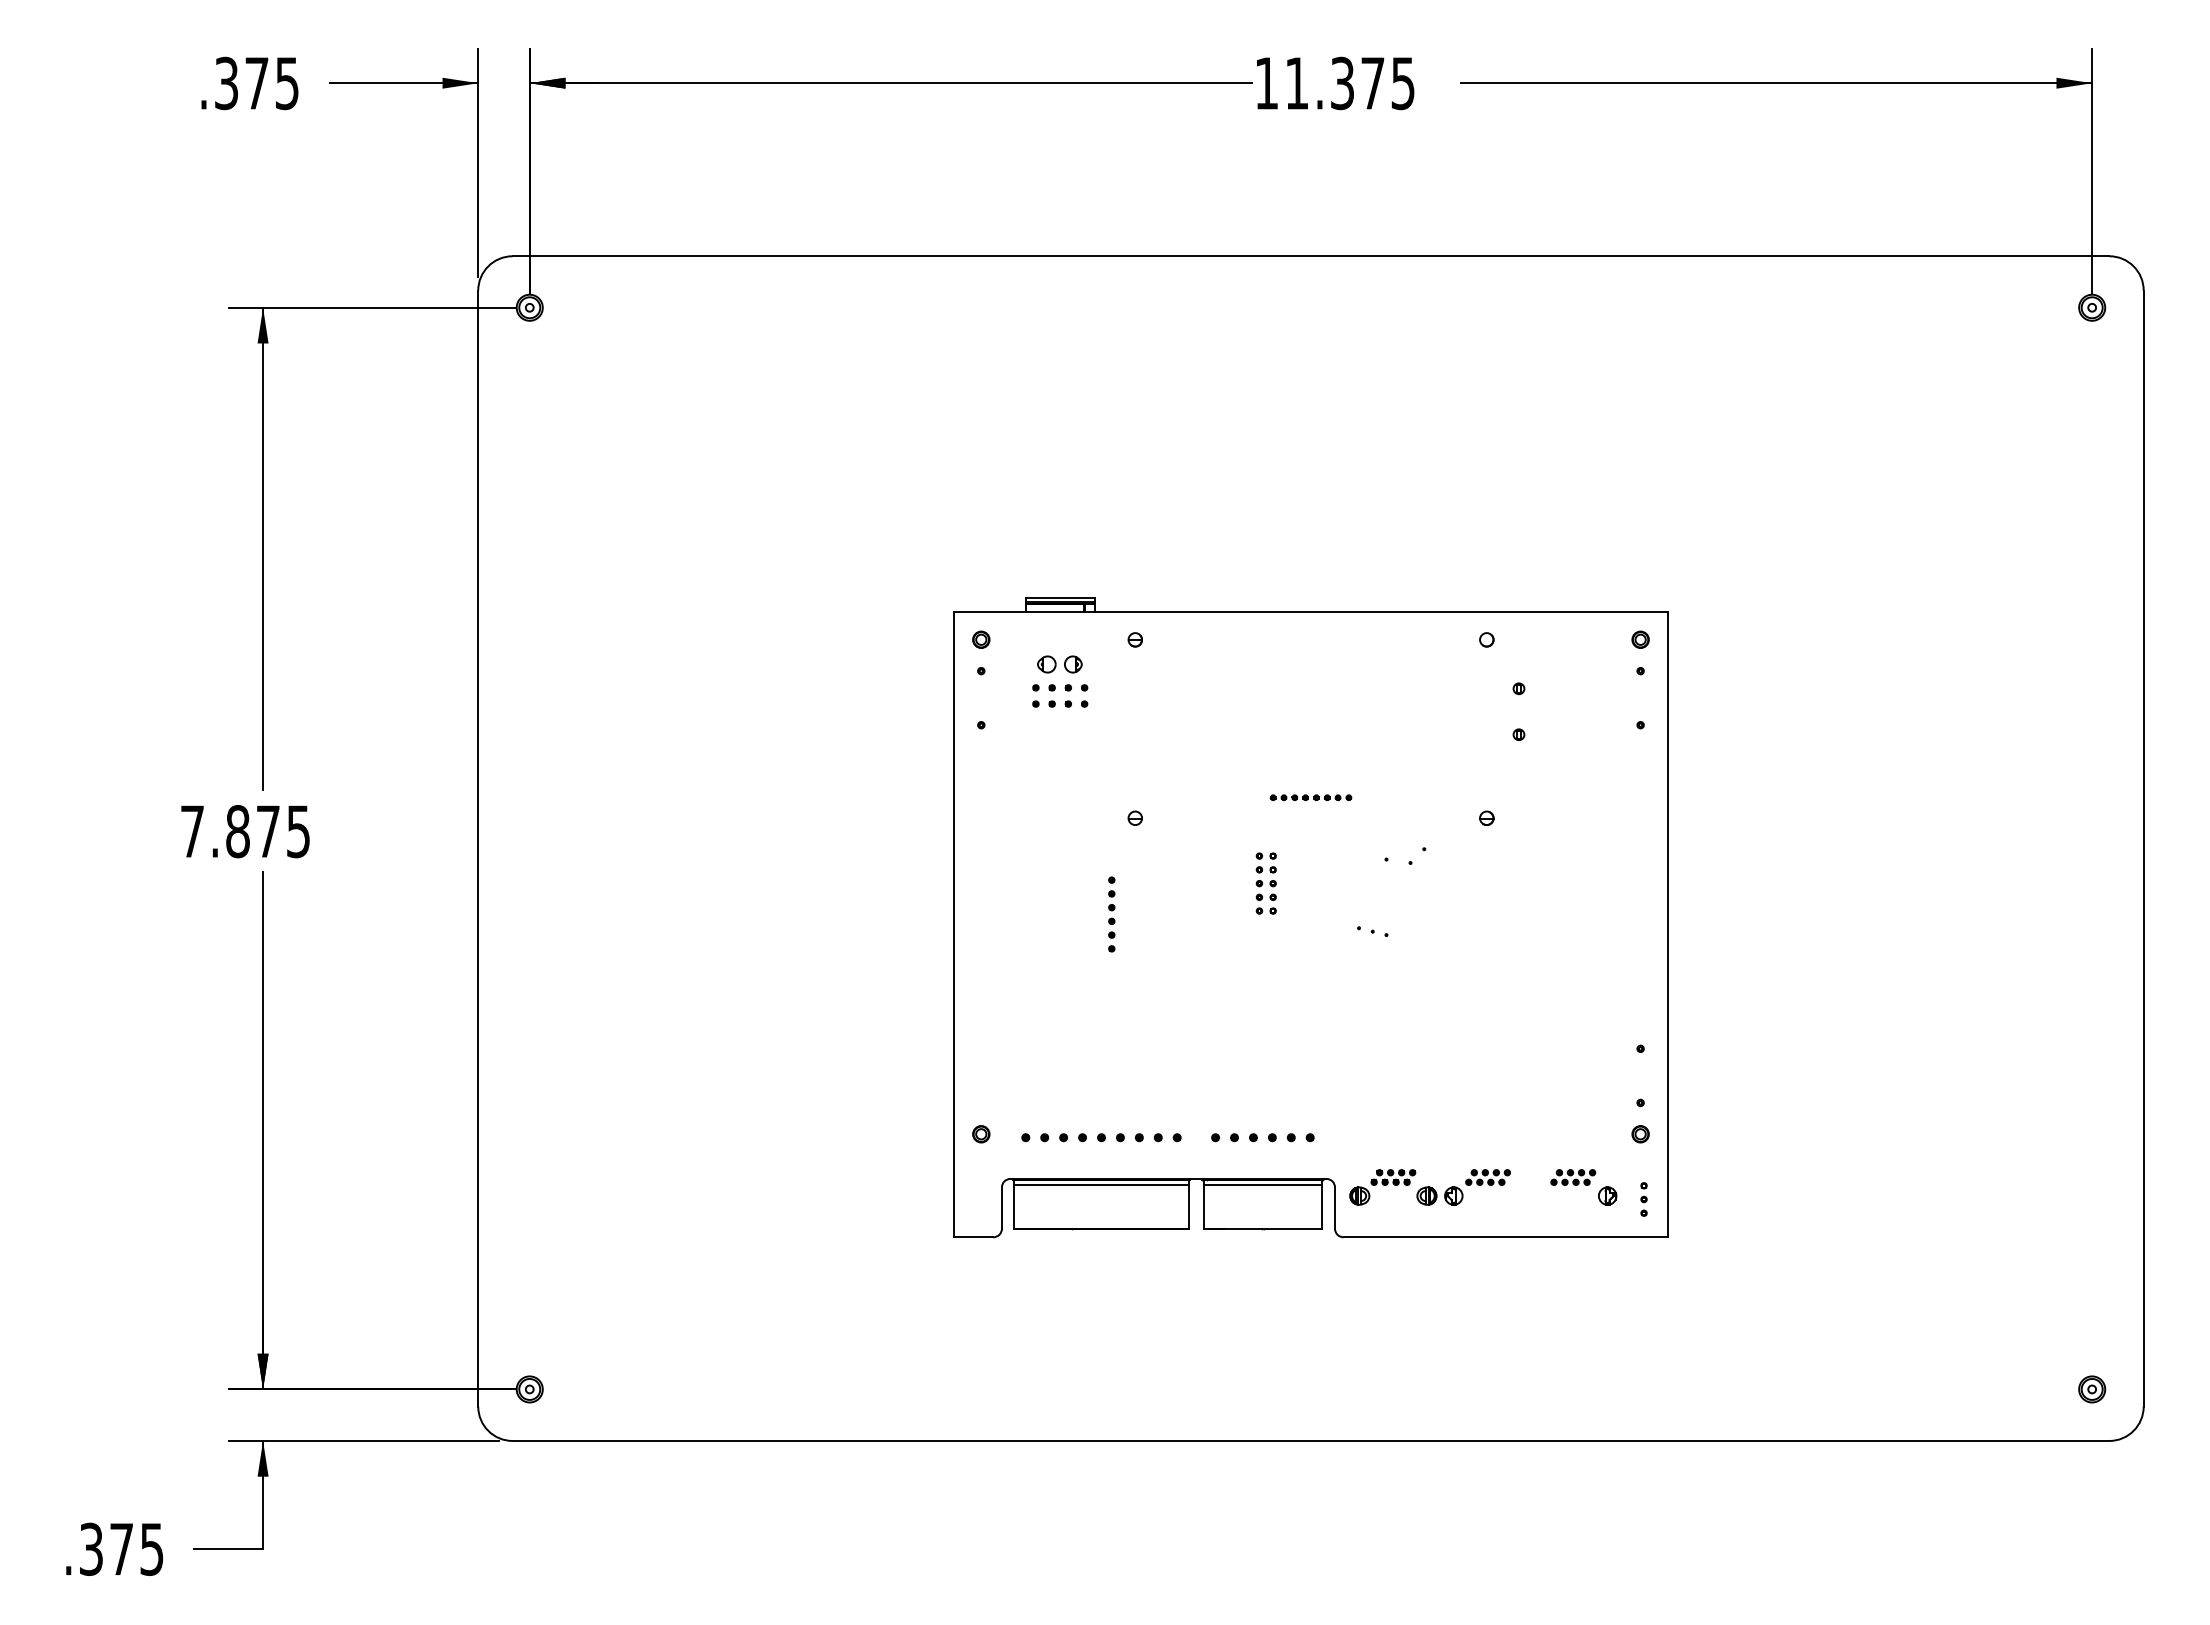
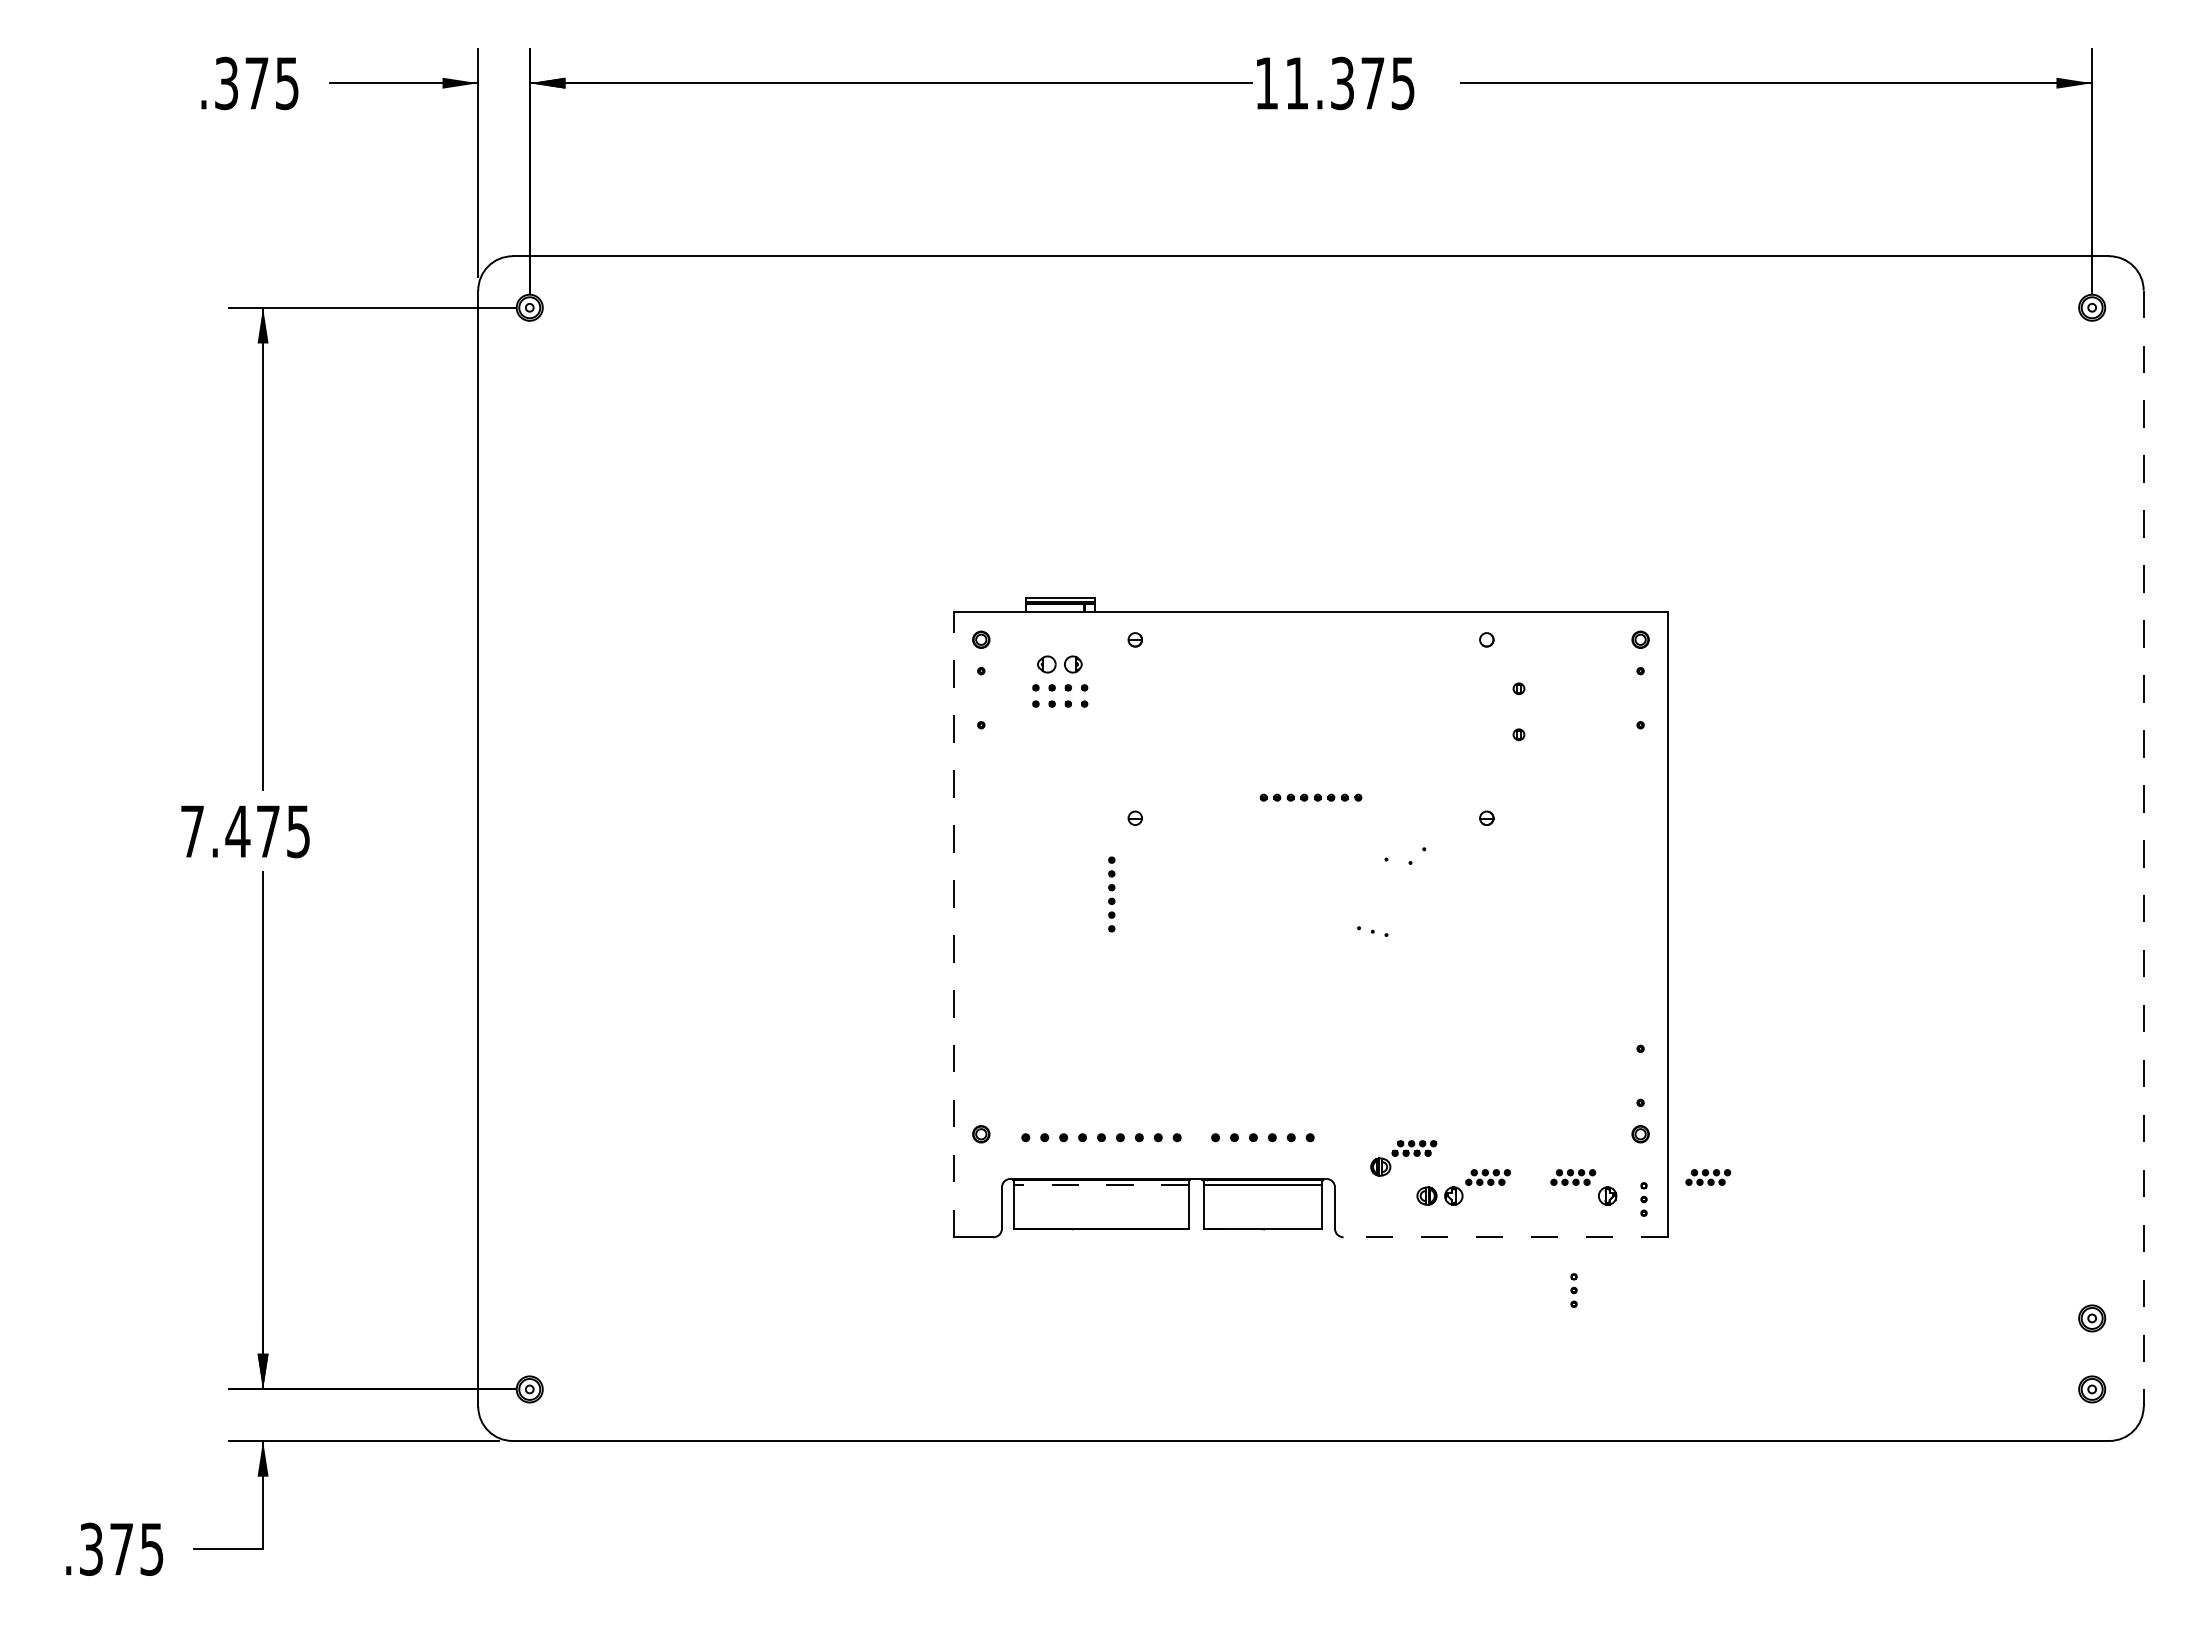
part size: 84x8 px -> 104x9 px (1310, 797)
text: 7.875 -> 7.475 (237, 831)
line: solid -> dashed (2143, 849)
part: present -> none (1265, 883)
part position: (1111, 914) -> (1111, 894) (1111, 894)
line: solid -> dashed (953, 924)
part: none -> present (1708, 1177)
line: solid -> dashed (1101, 1184)
part position: (1382, 1187) -> (1403, 1158) (1403, 1158)
line: solid -> dashed (1505, 1237)
part: none -> present (1573, 1290)
part: none -> present (2092, 1318)
